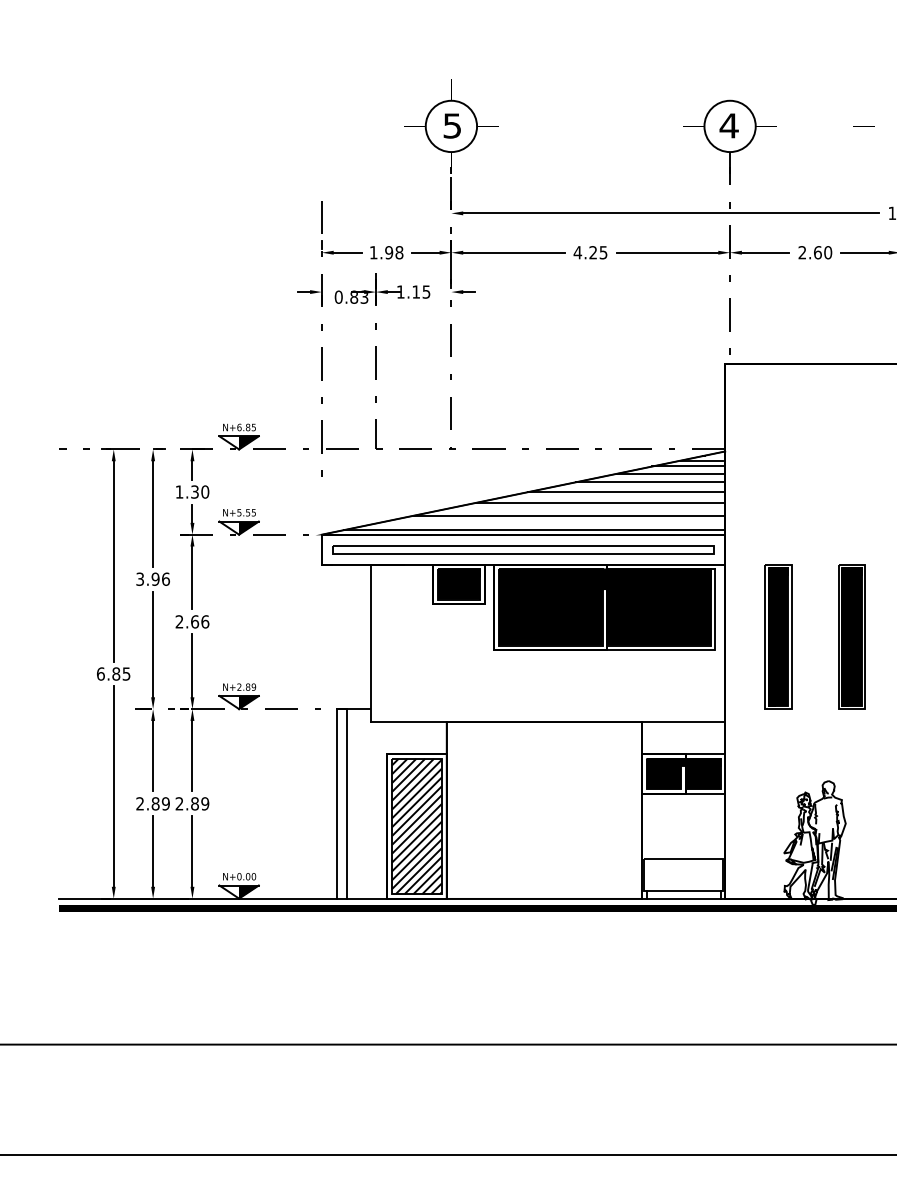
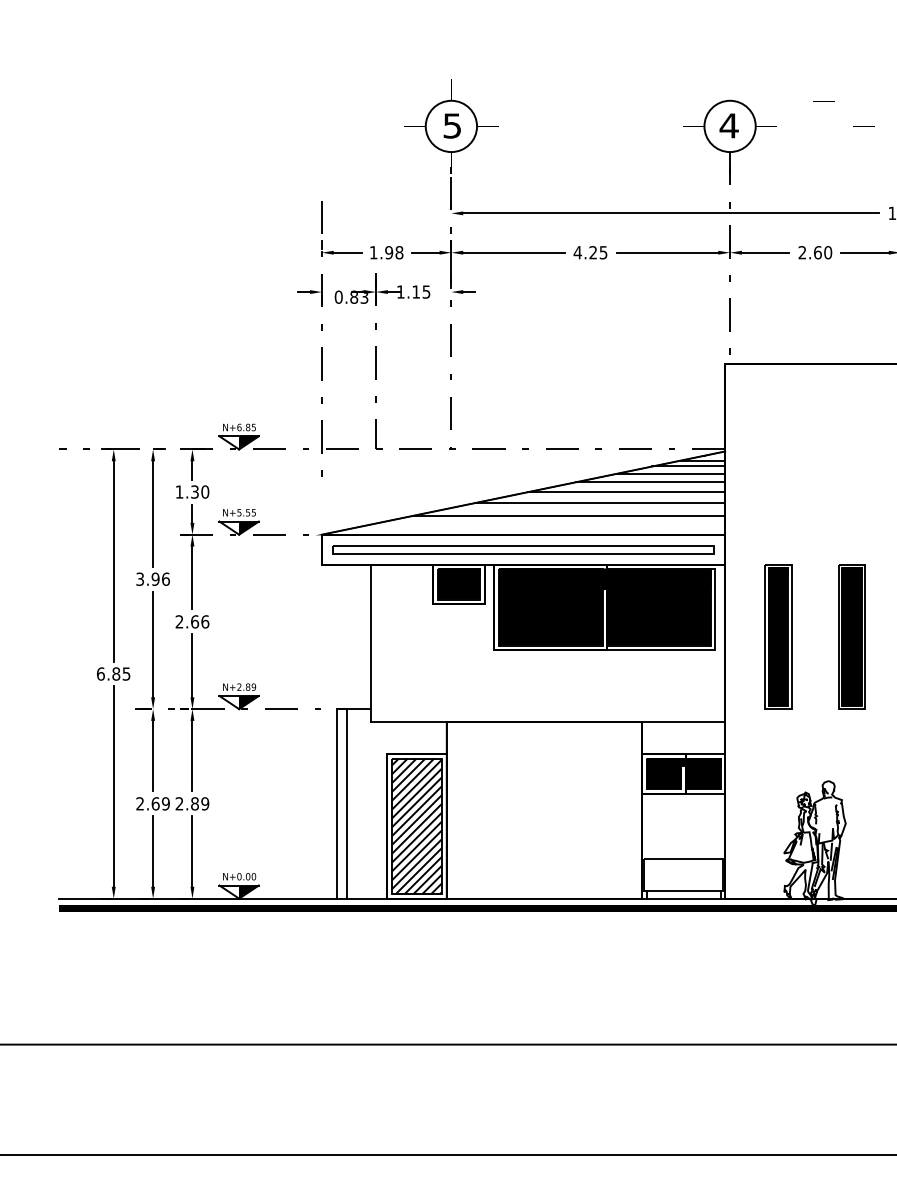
line: none -> present (823, 101)
line: present -> none (534, 530)
text: 2.89 -> 2.69 (155, 803)
